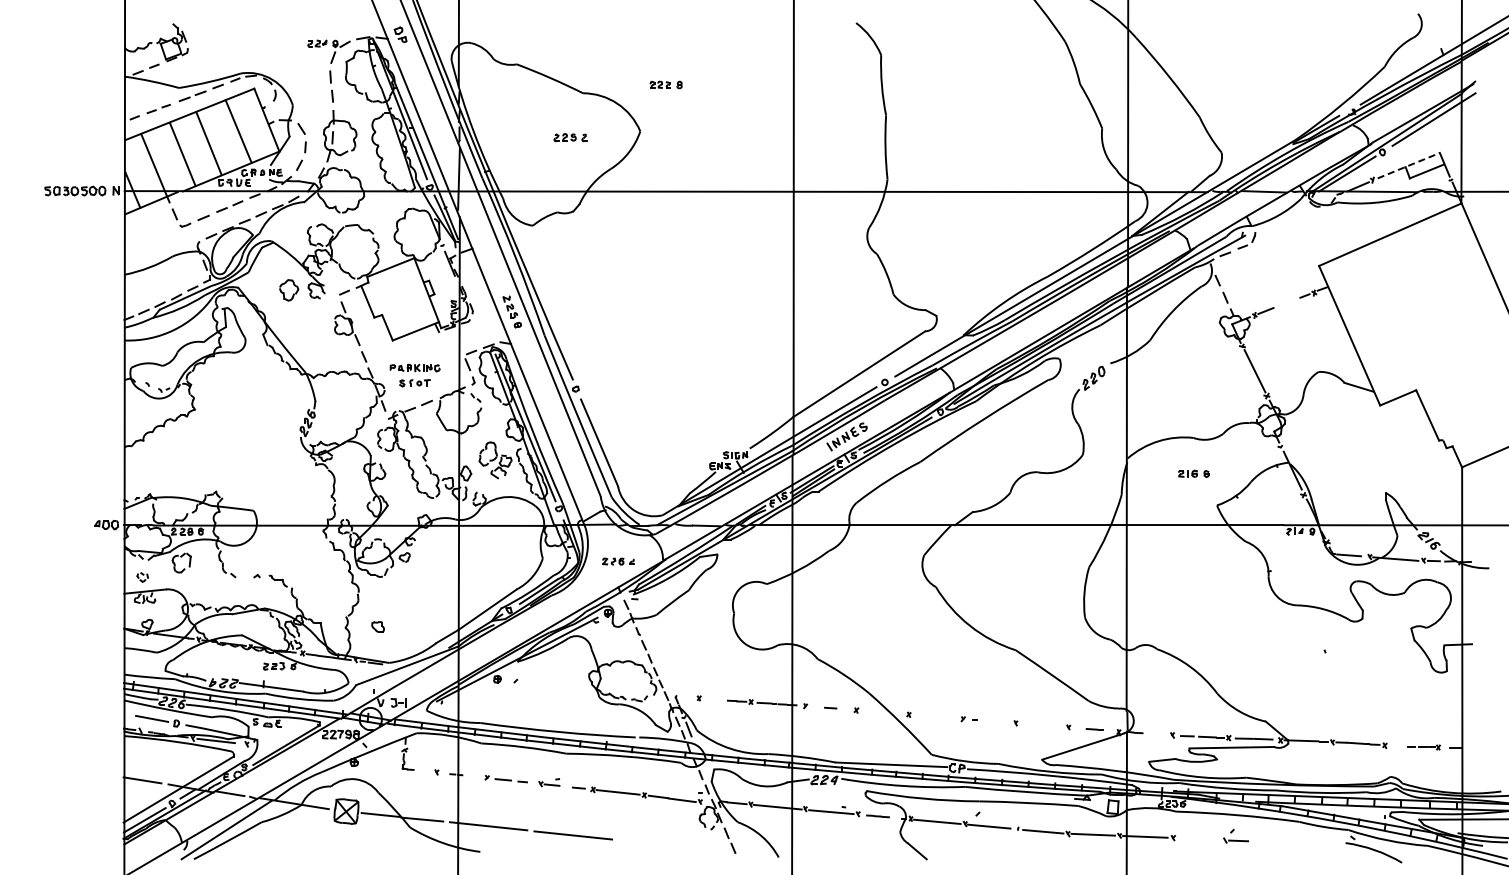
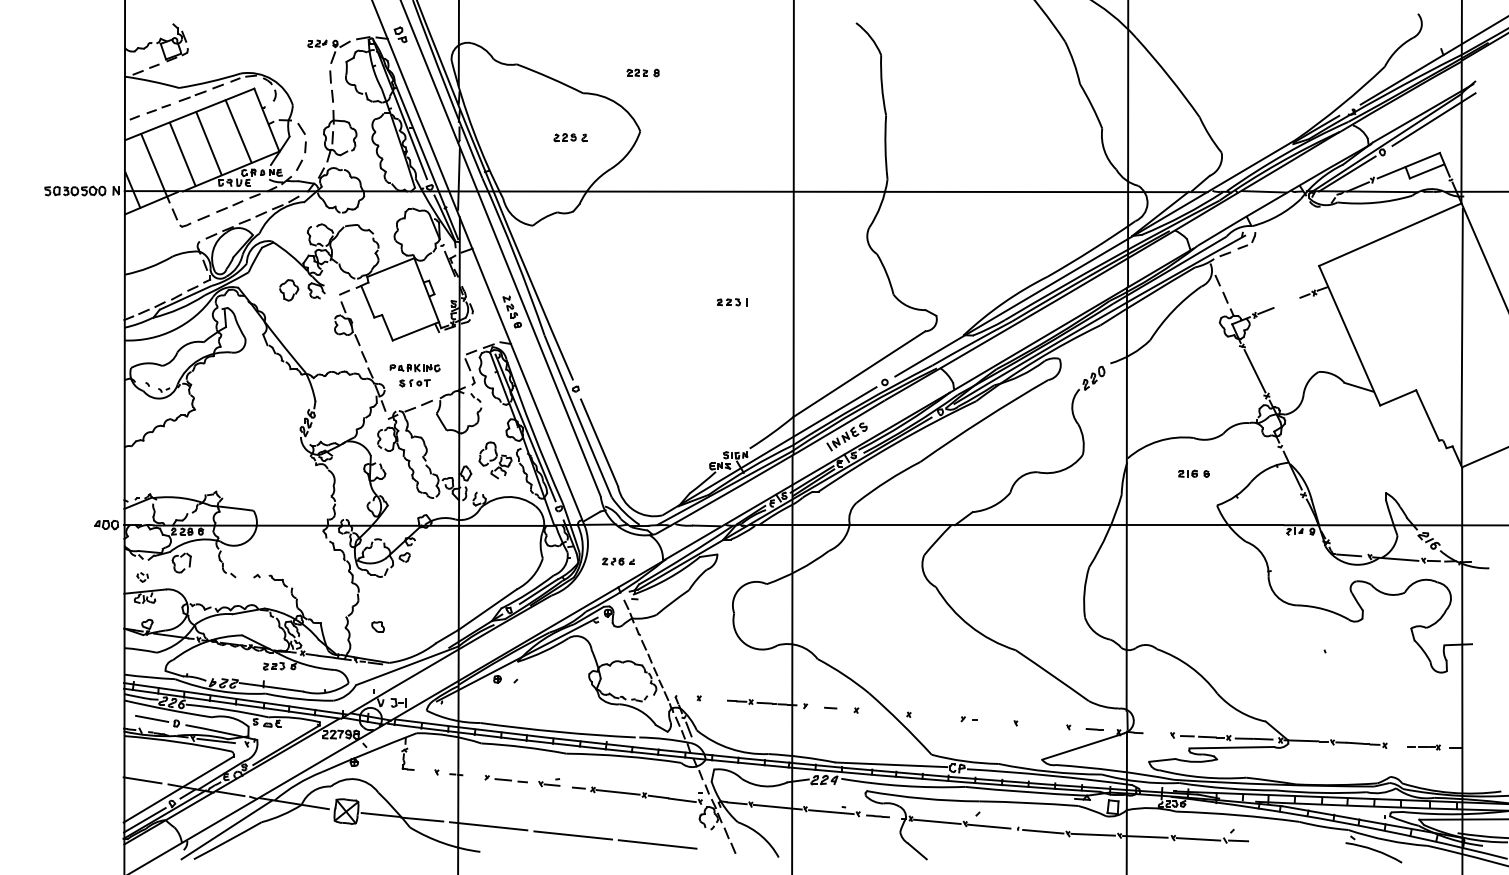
part position: (665, 84) -> (642, 72) (642, 72)
line: dashed -> solid (1408, 165)
part: none -> present (732, 302)
line: none -> present (1461, 336)
line: none -> present (1198, 839)
line: none -> present (657, 844)
